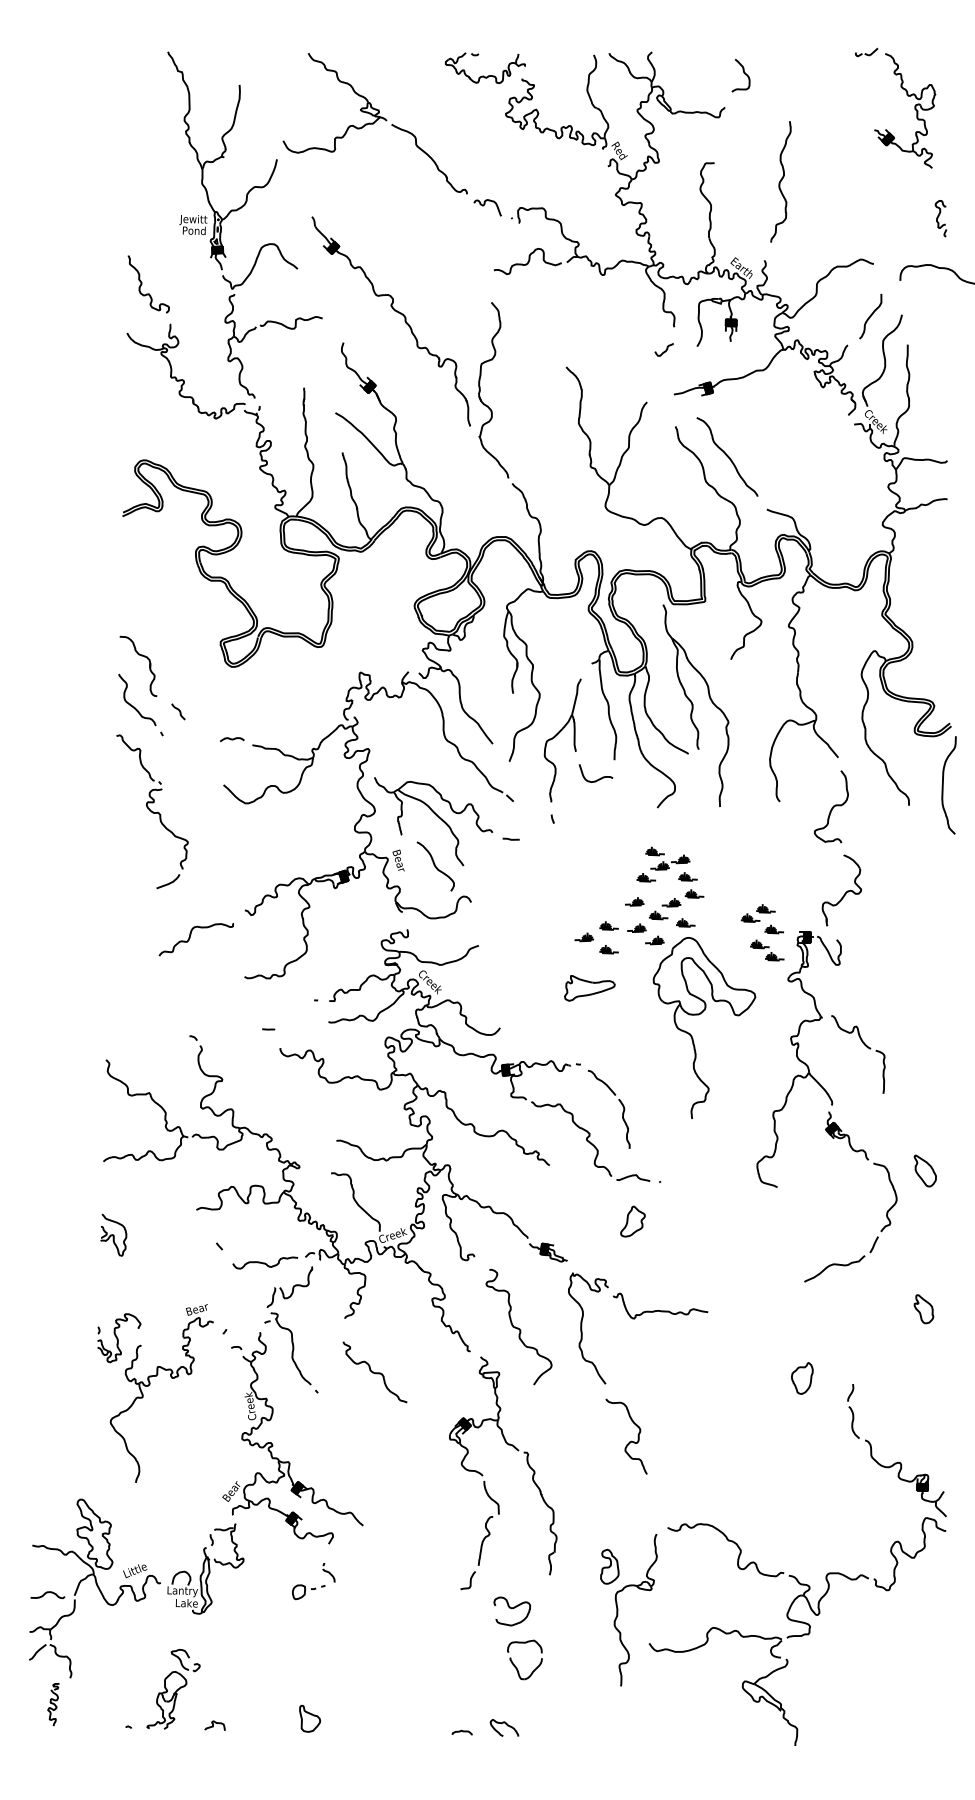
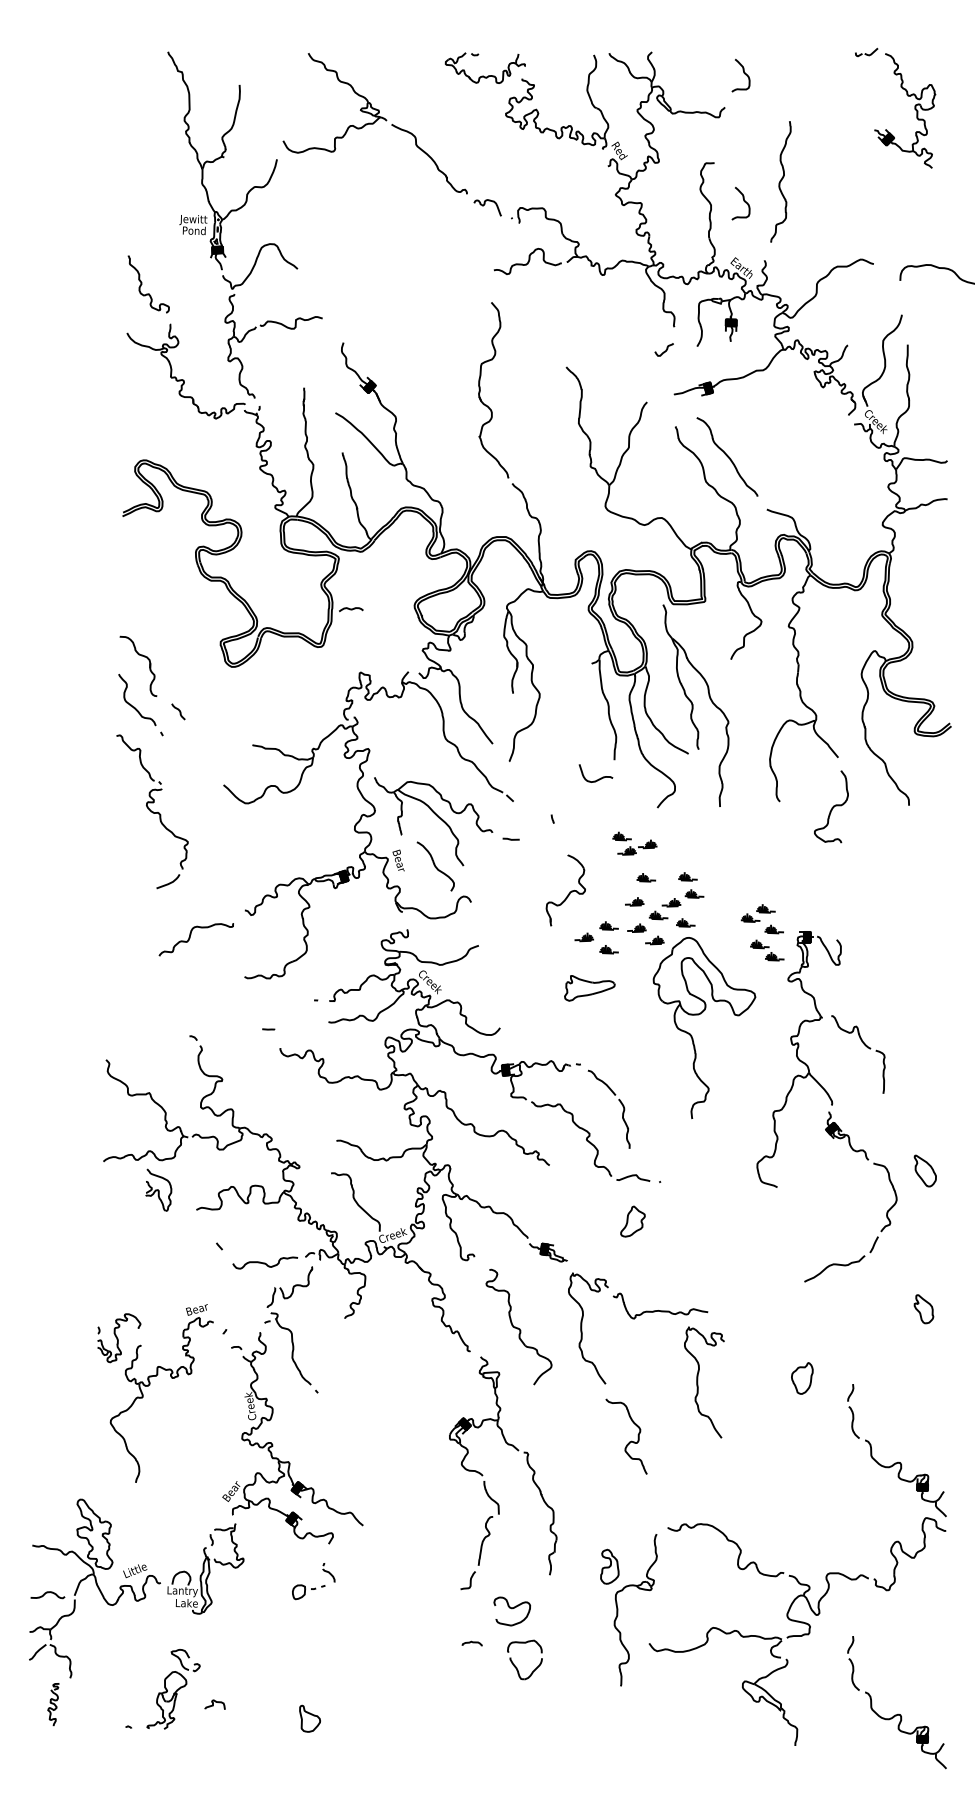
curve: none -> present (743, 201)
part: present -> none (940, 218)
part: present -> none (394, 311)
curve: present -> none (870, 316)
part: present -> none (557, 735)
curve position: (232, 739) -> (351, 609) (351, 609)
curve: present -> none (943, 785)
part position: (667, 858) -> (634, 843) (634, 843)
part position: (841, 890) -> (565, 890) (565, 890)
part position: (113, 1234) -> (158, 1189) (158, 1189)
curve: present -> none (374, 1372)
part: none -> present (704, 1382)
part: none -> present (898, 1713)
curve position: (213, 1725) -> (213, 1704) (213, 1704)
curve: present -> none (506, 1725)
curve position: (461, 1731) -> (471, 1642) (471, 1642)
